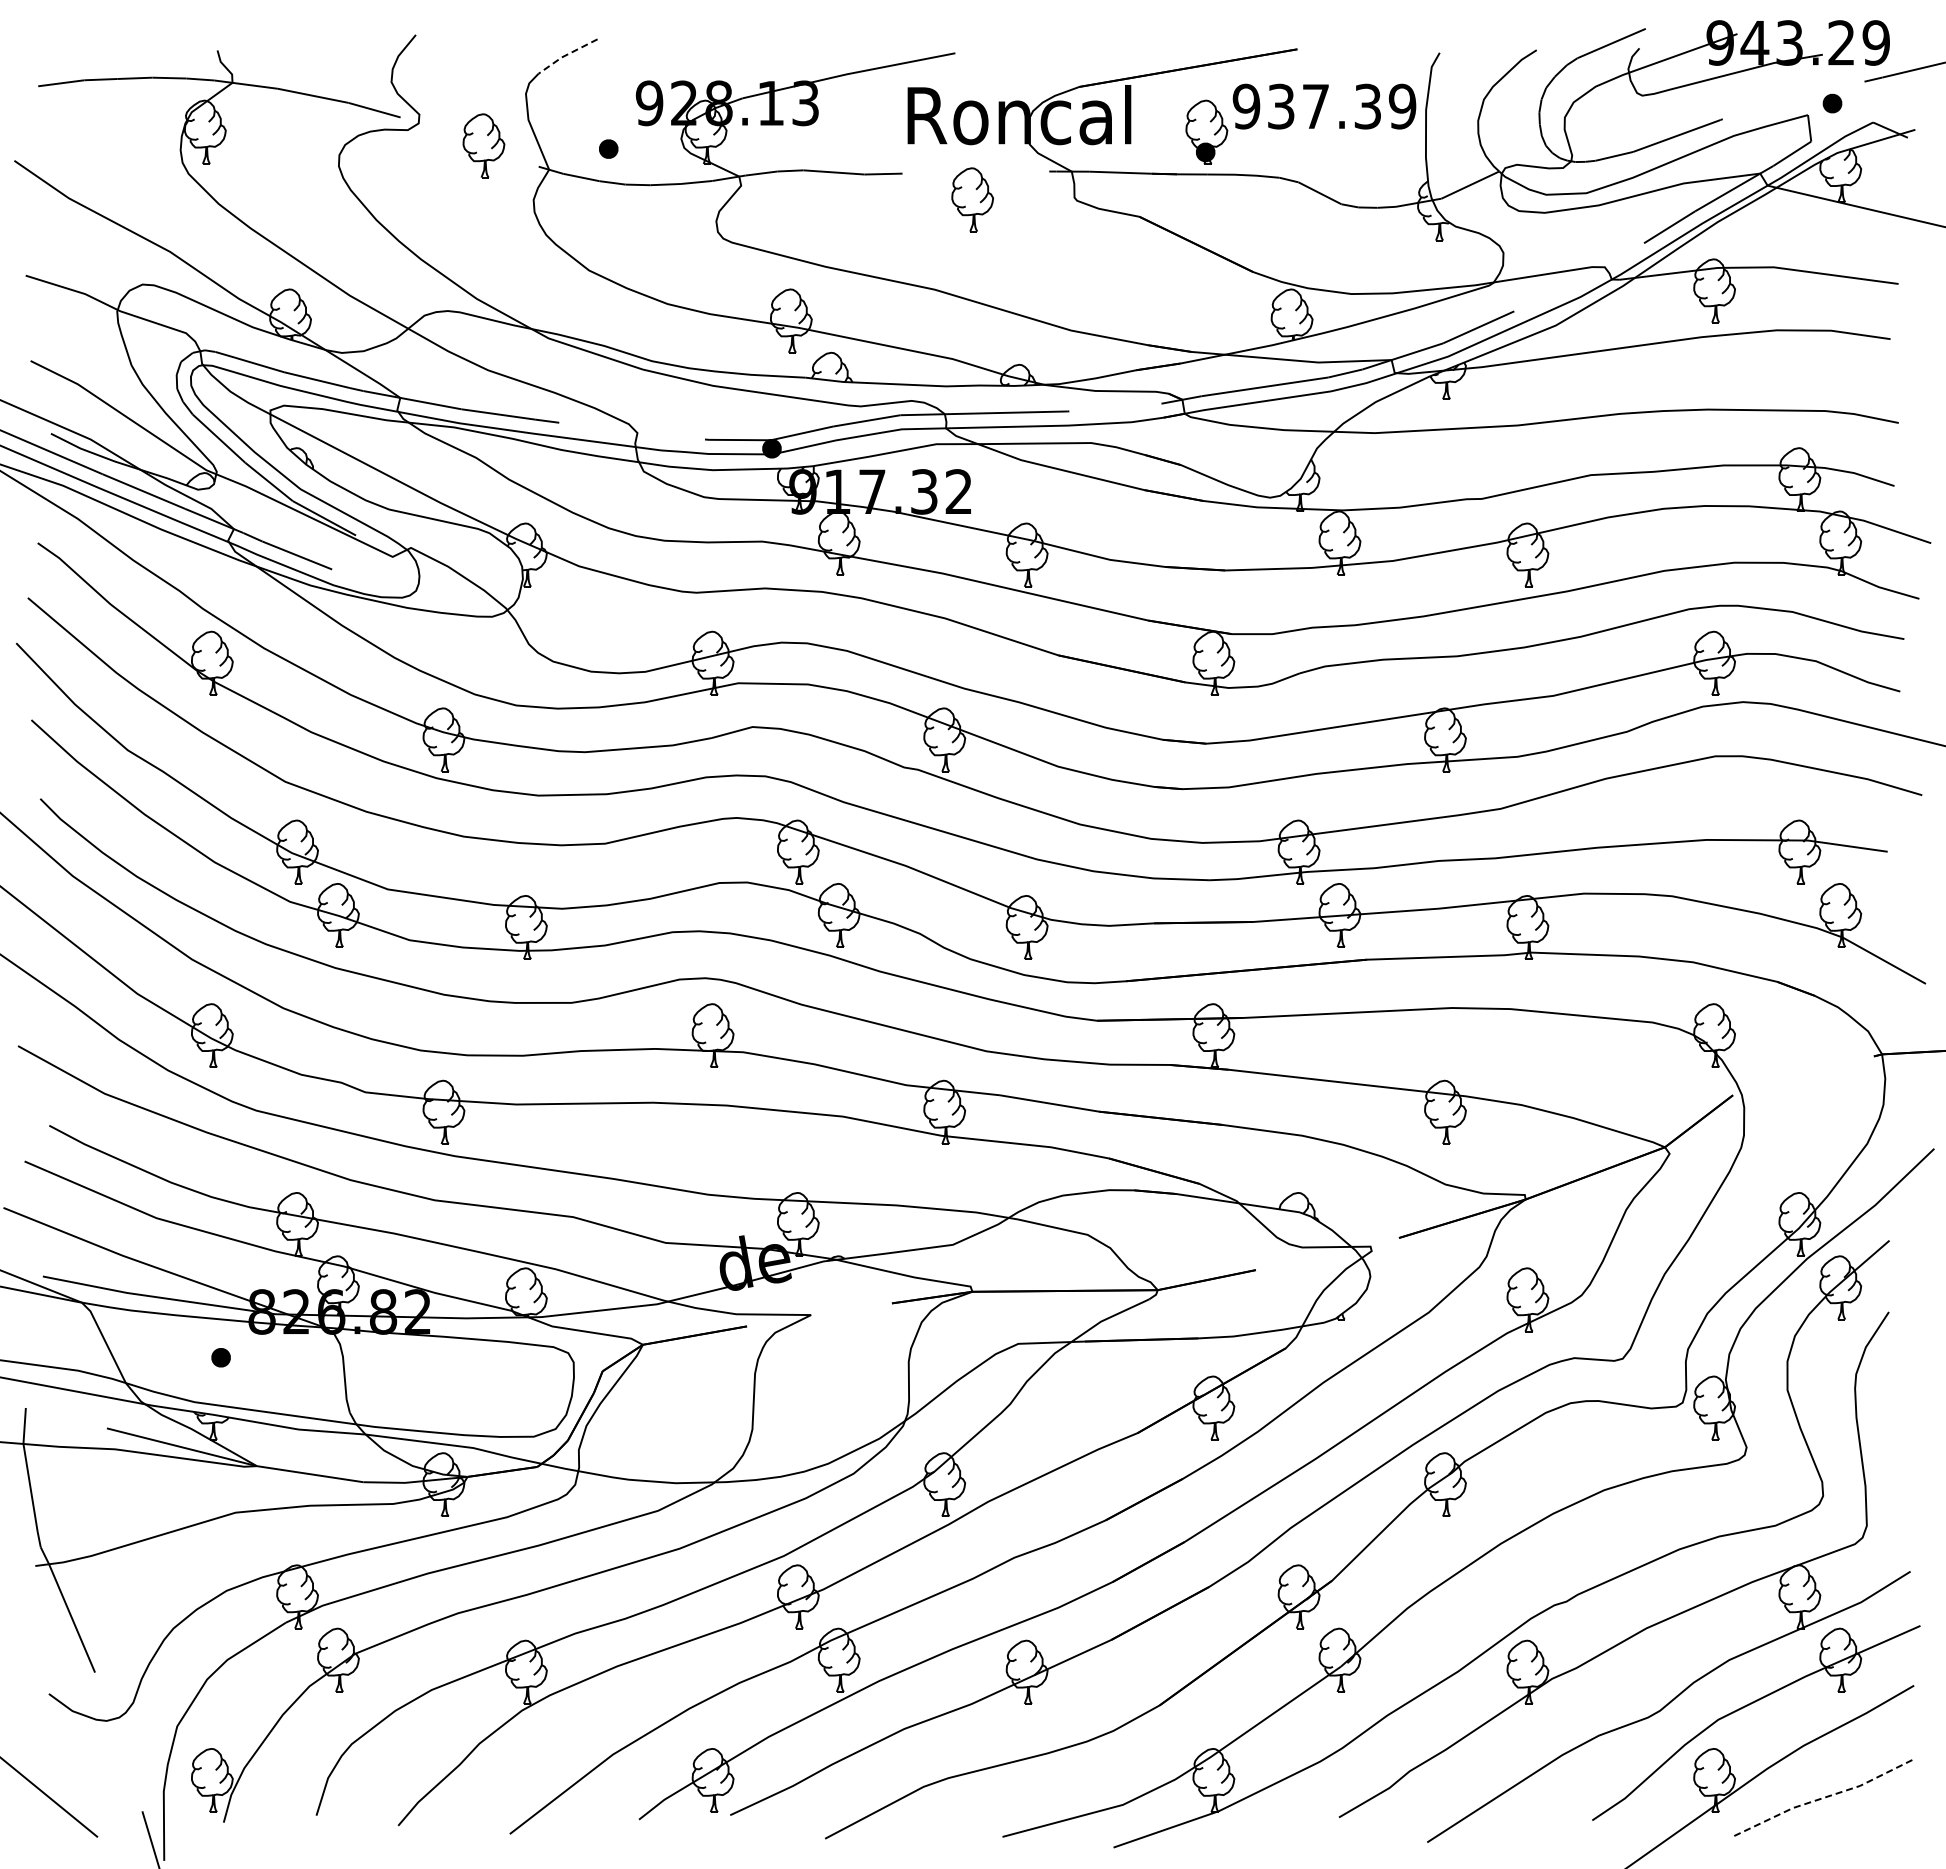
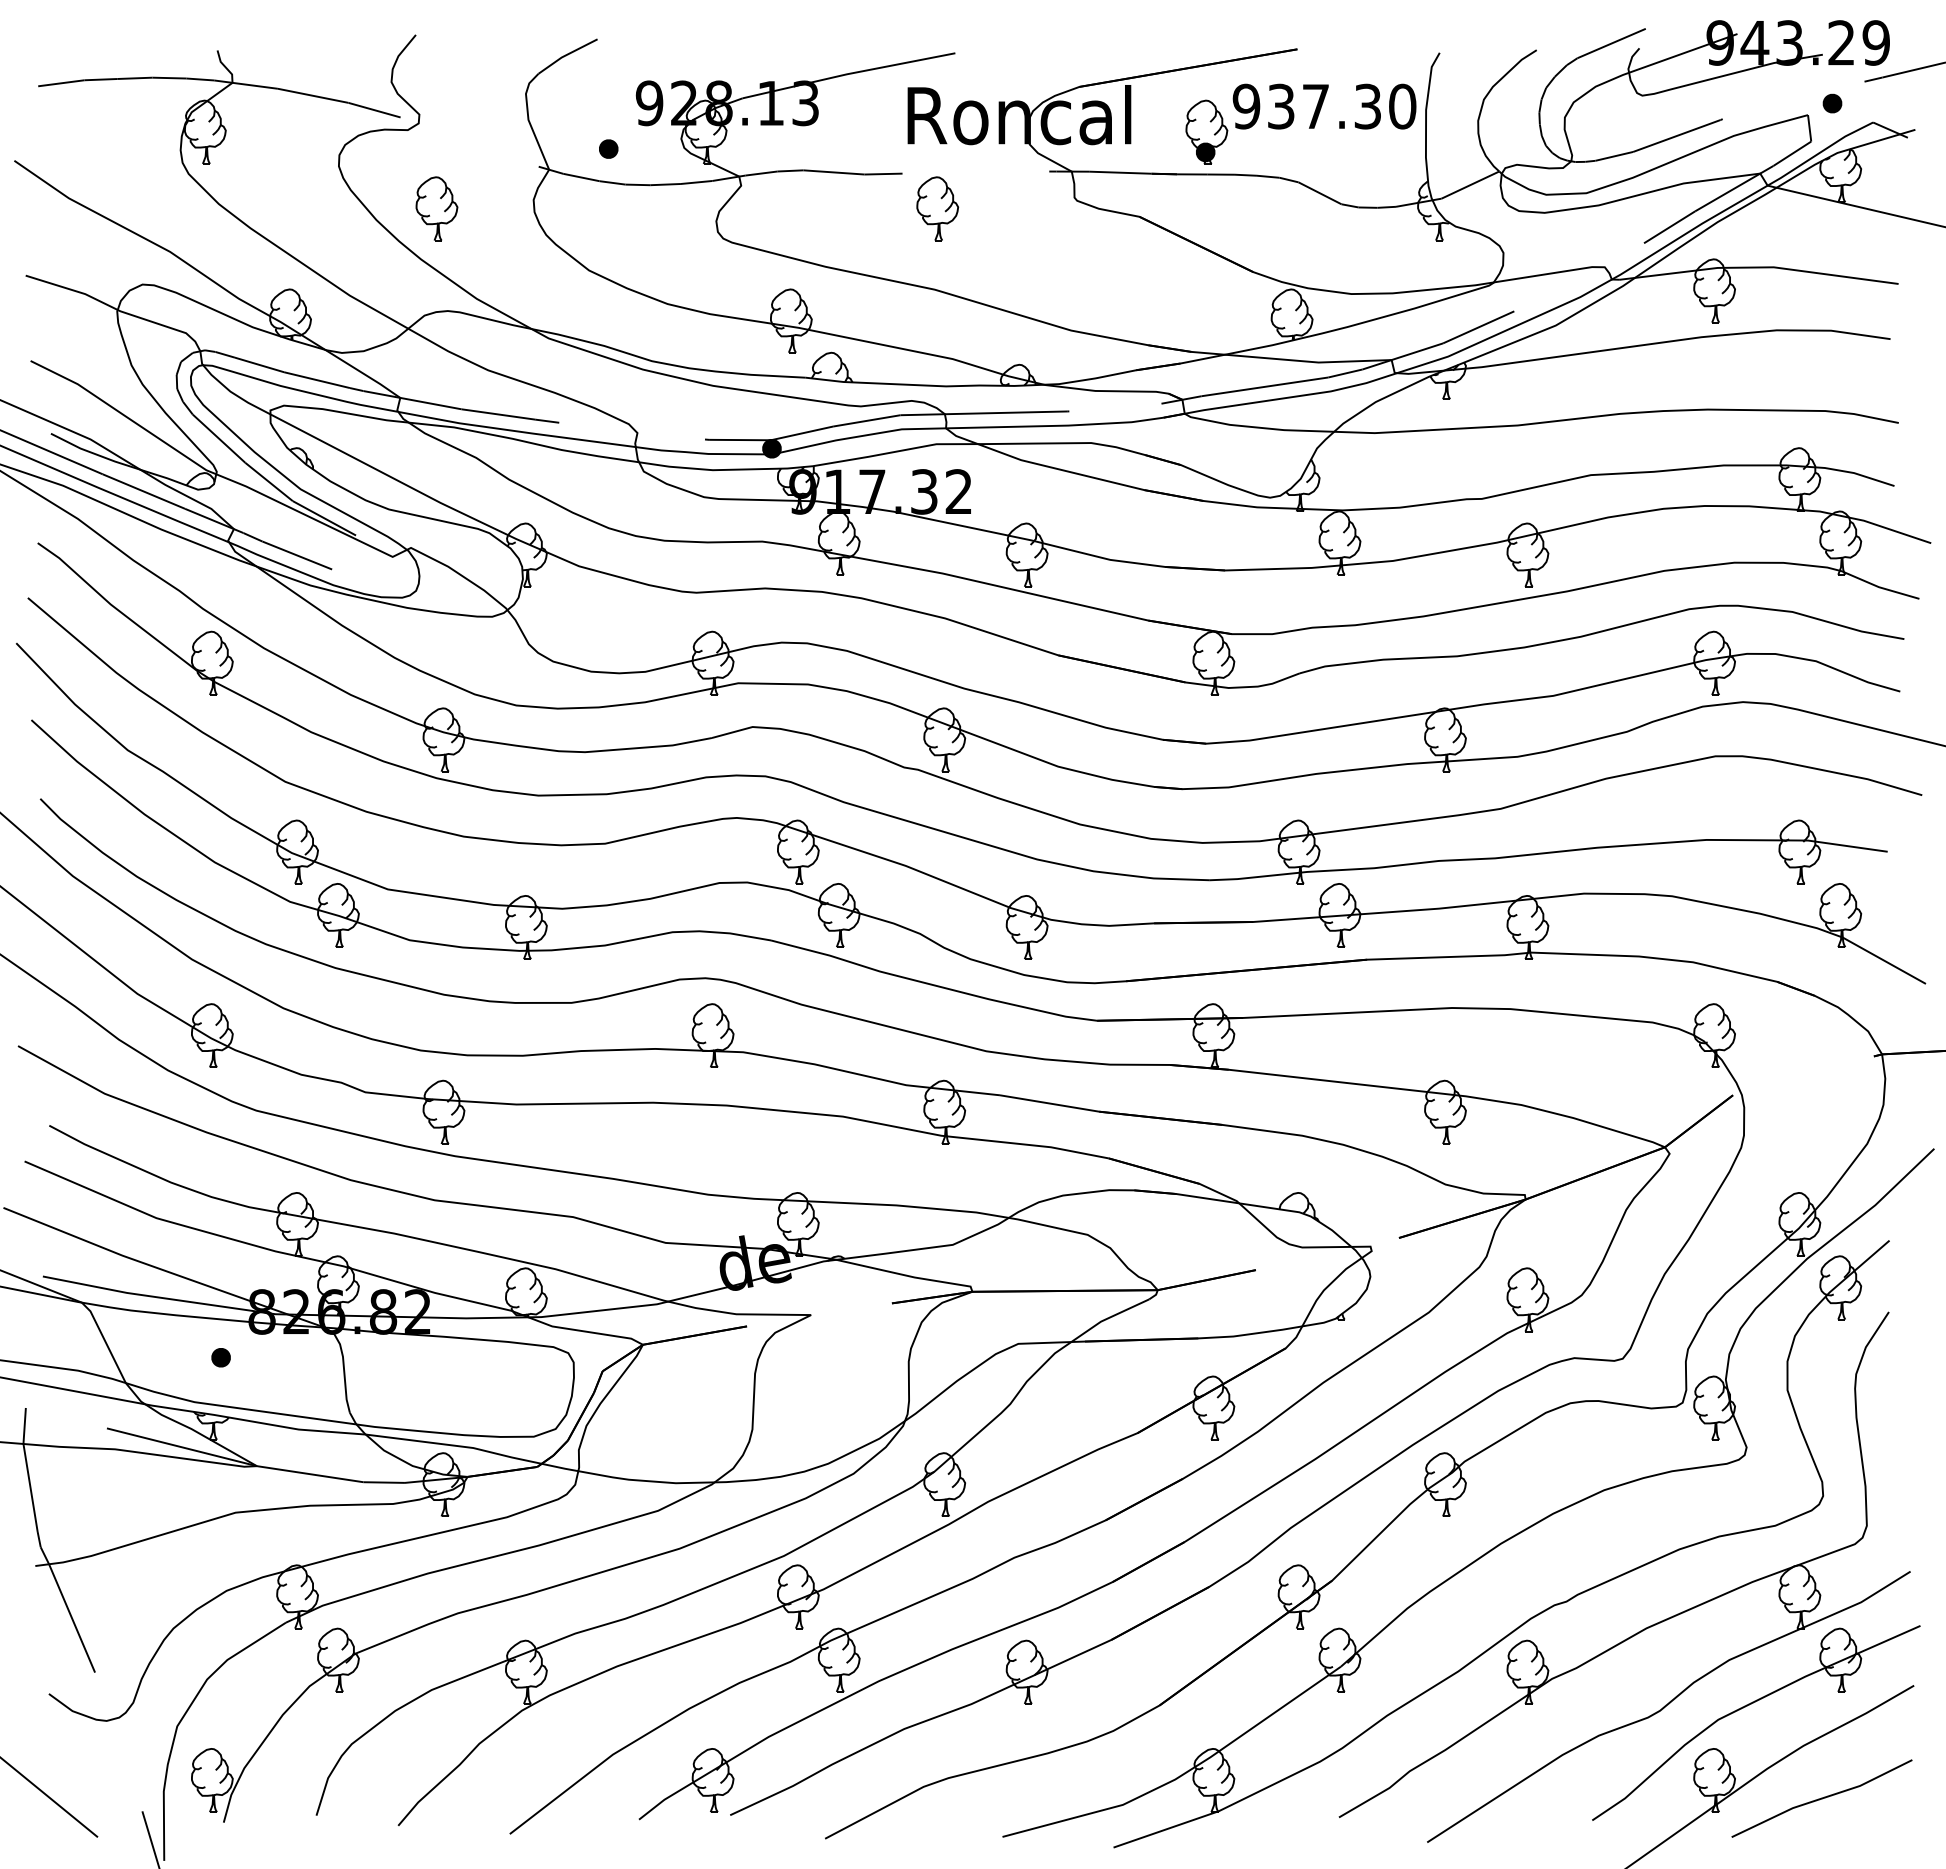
line: dashed -> solid (566, 55)
text: 937.39 -> 937.30 (1402, 106)
part position: (483, 145) -> (436, 208) (436, 208)
part position: (972, 199) -> (937, 208) (937, 208)
line: dashed -> solid (1822, 1798)
